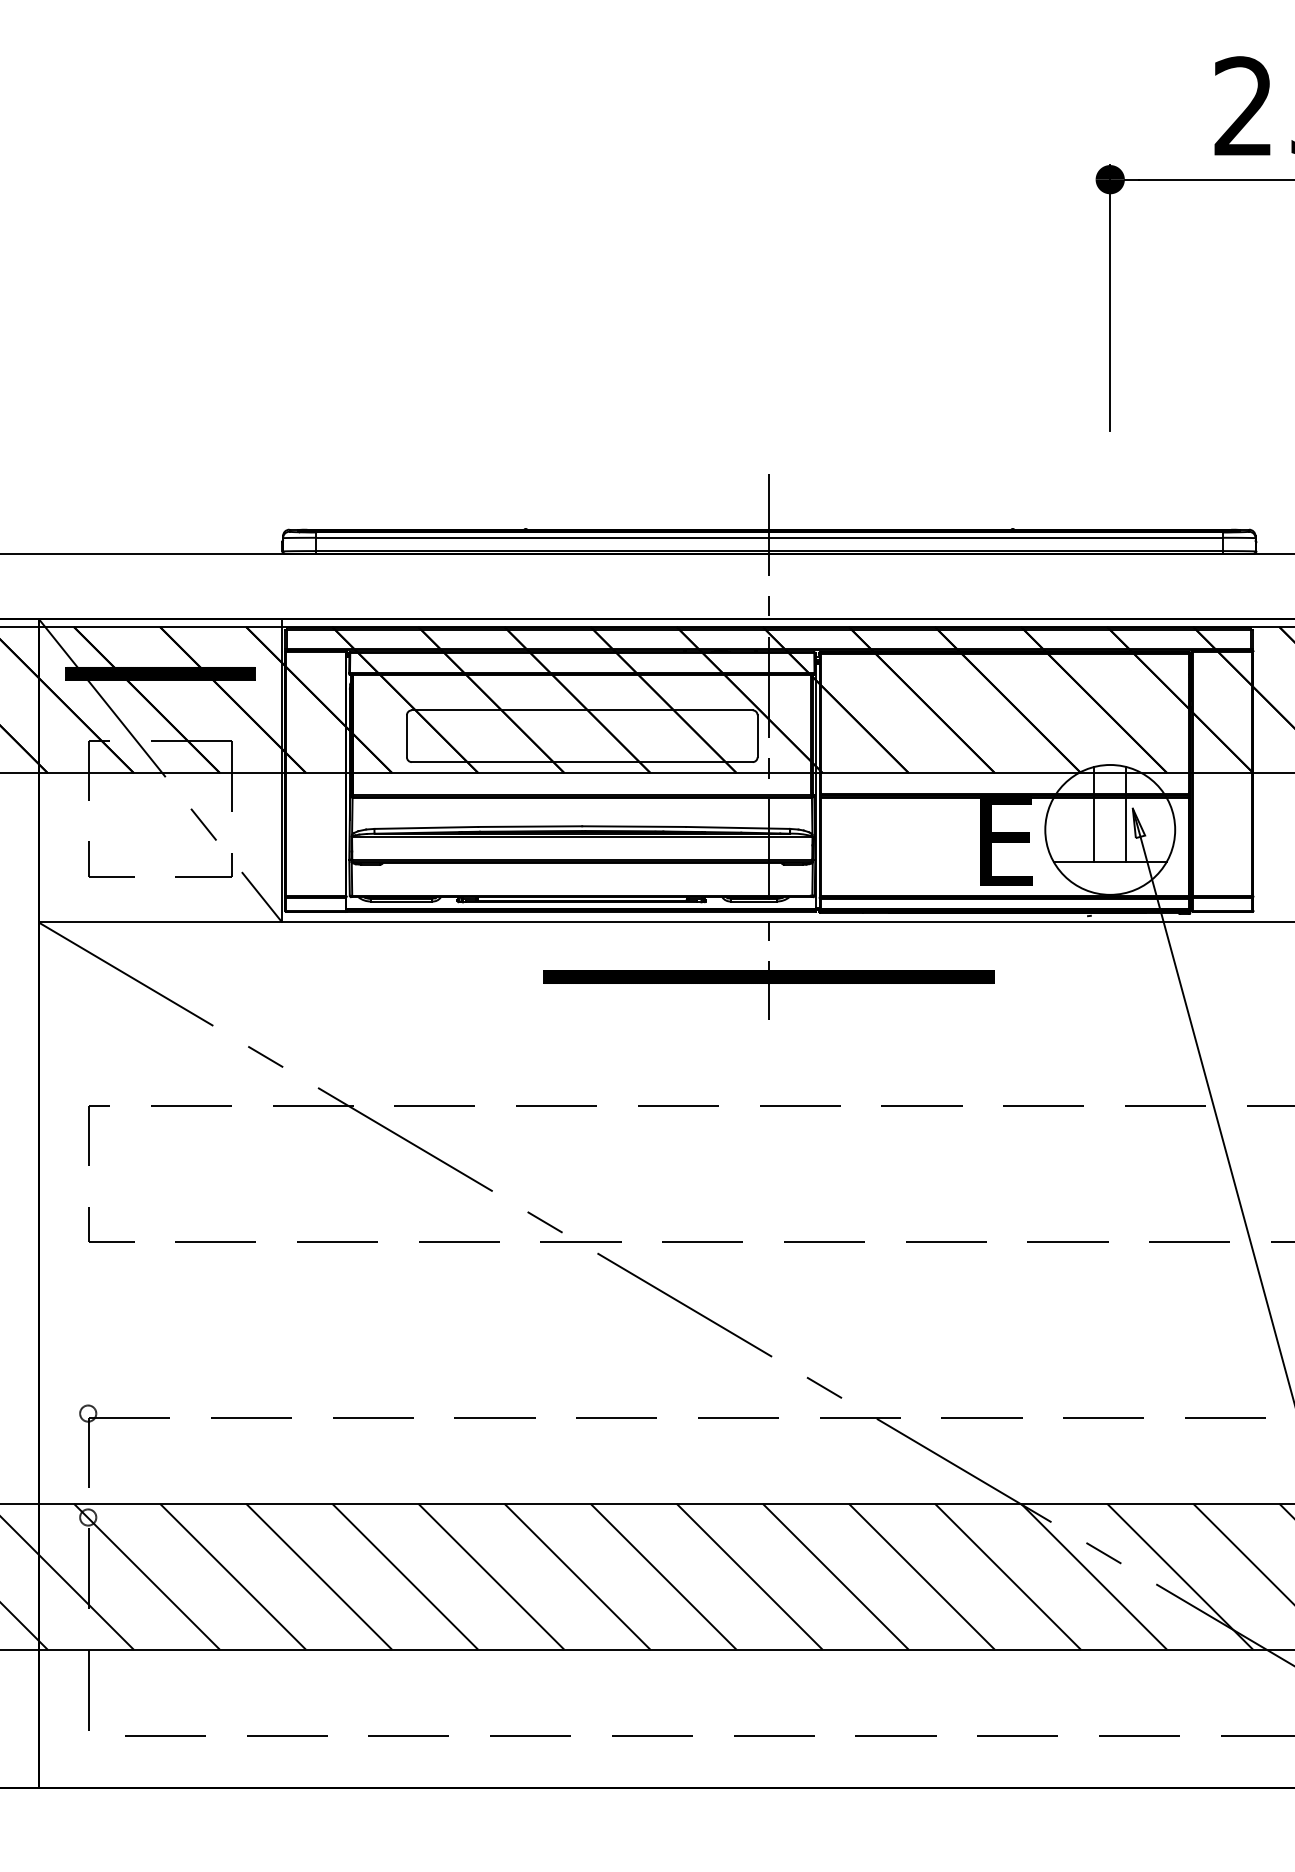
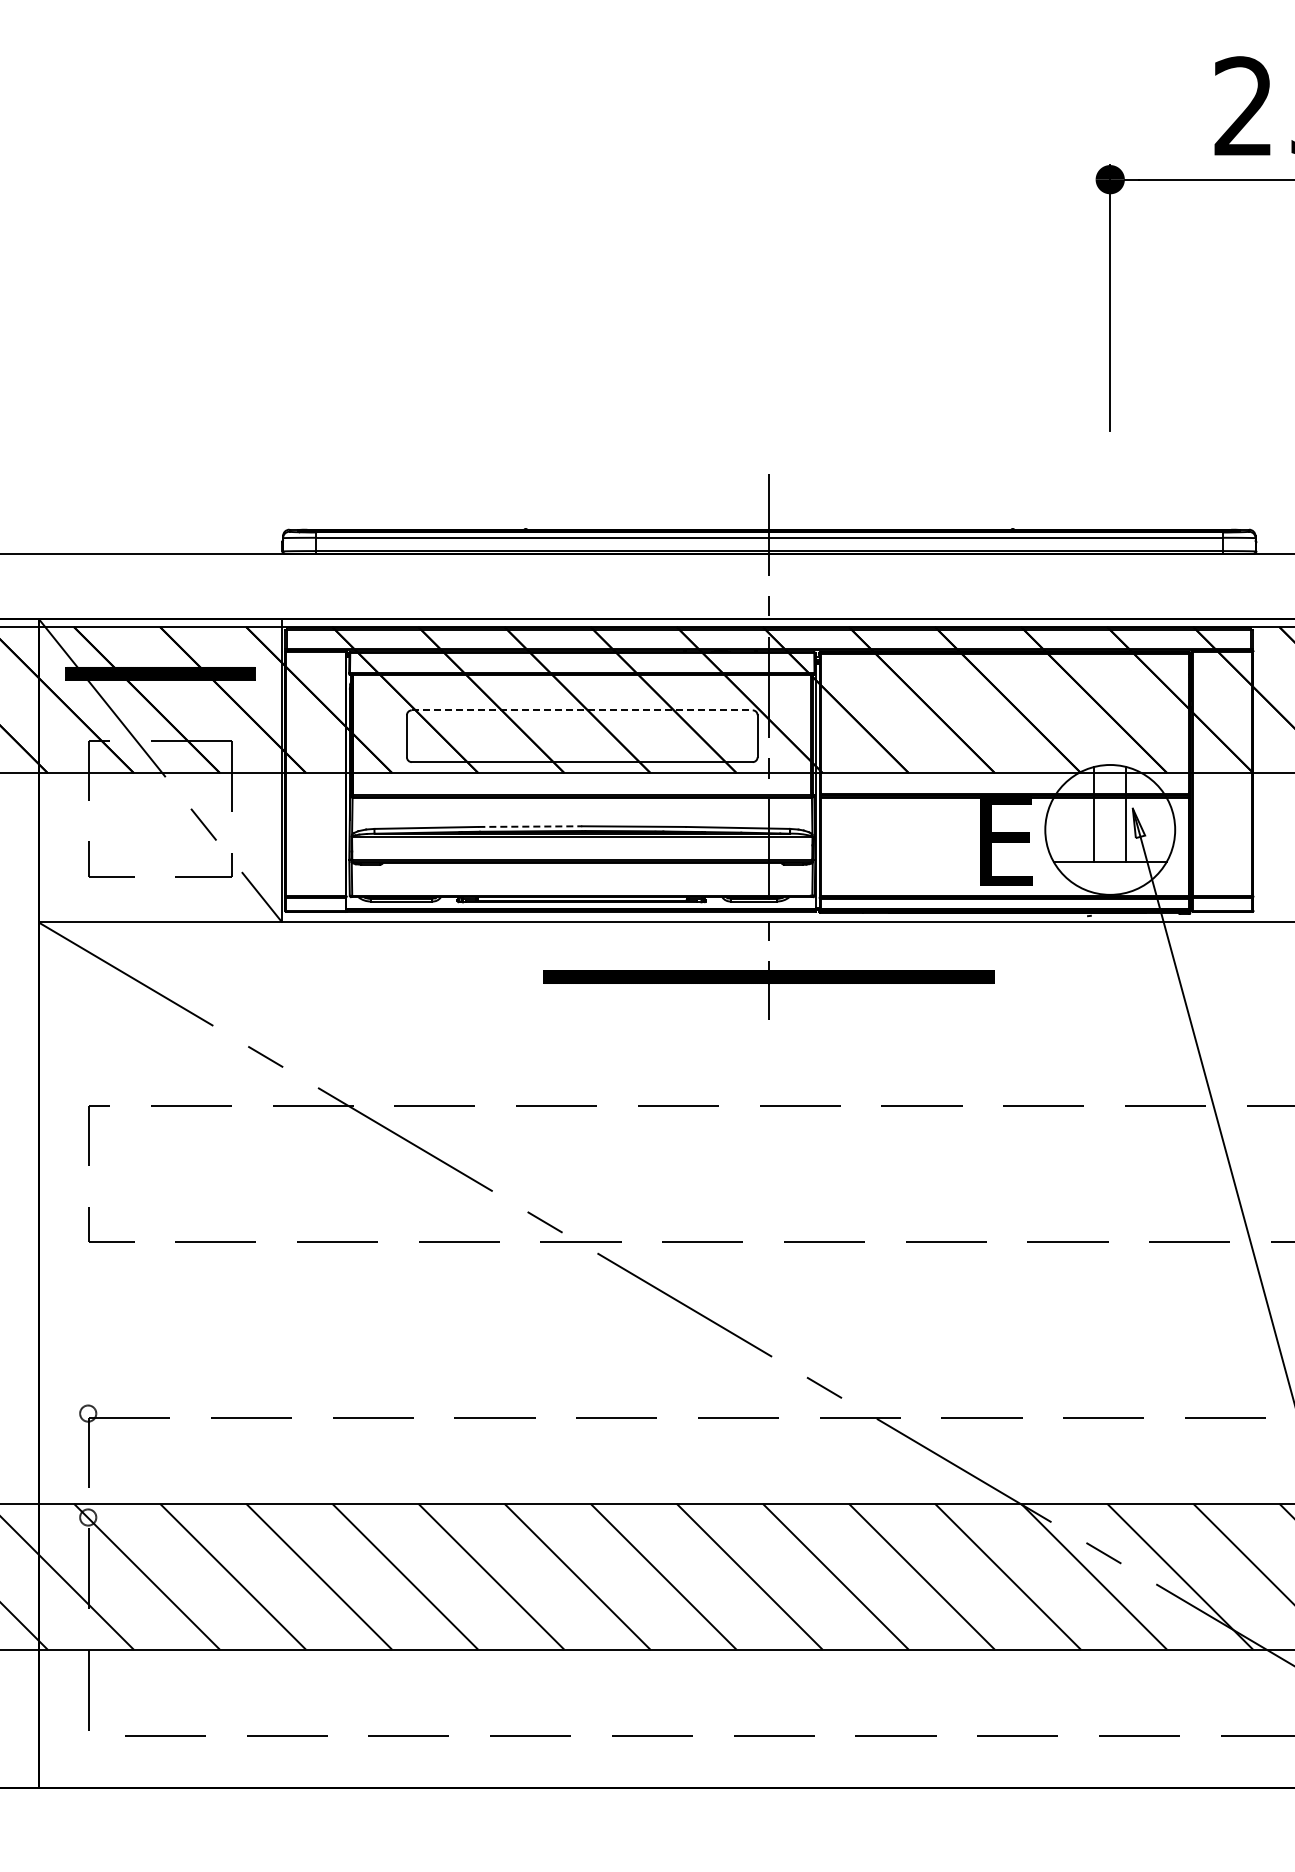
line: solid -> dashed (582, 710)
line: solid -> dashed (530, 826)
